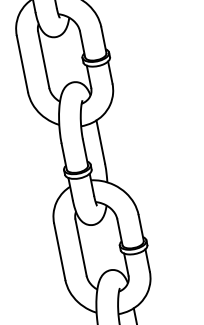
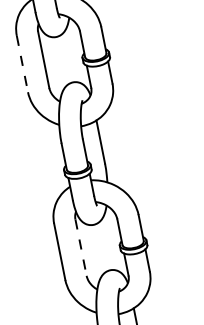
line: solid -> dashed (22, 64)
line: solid -> dashed (81, 247)
